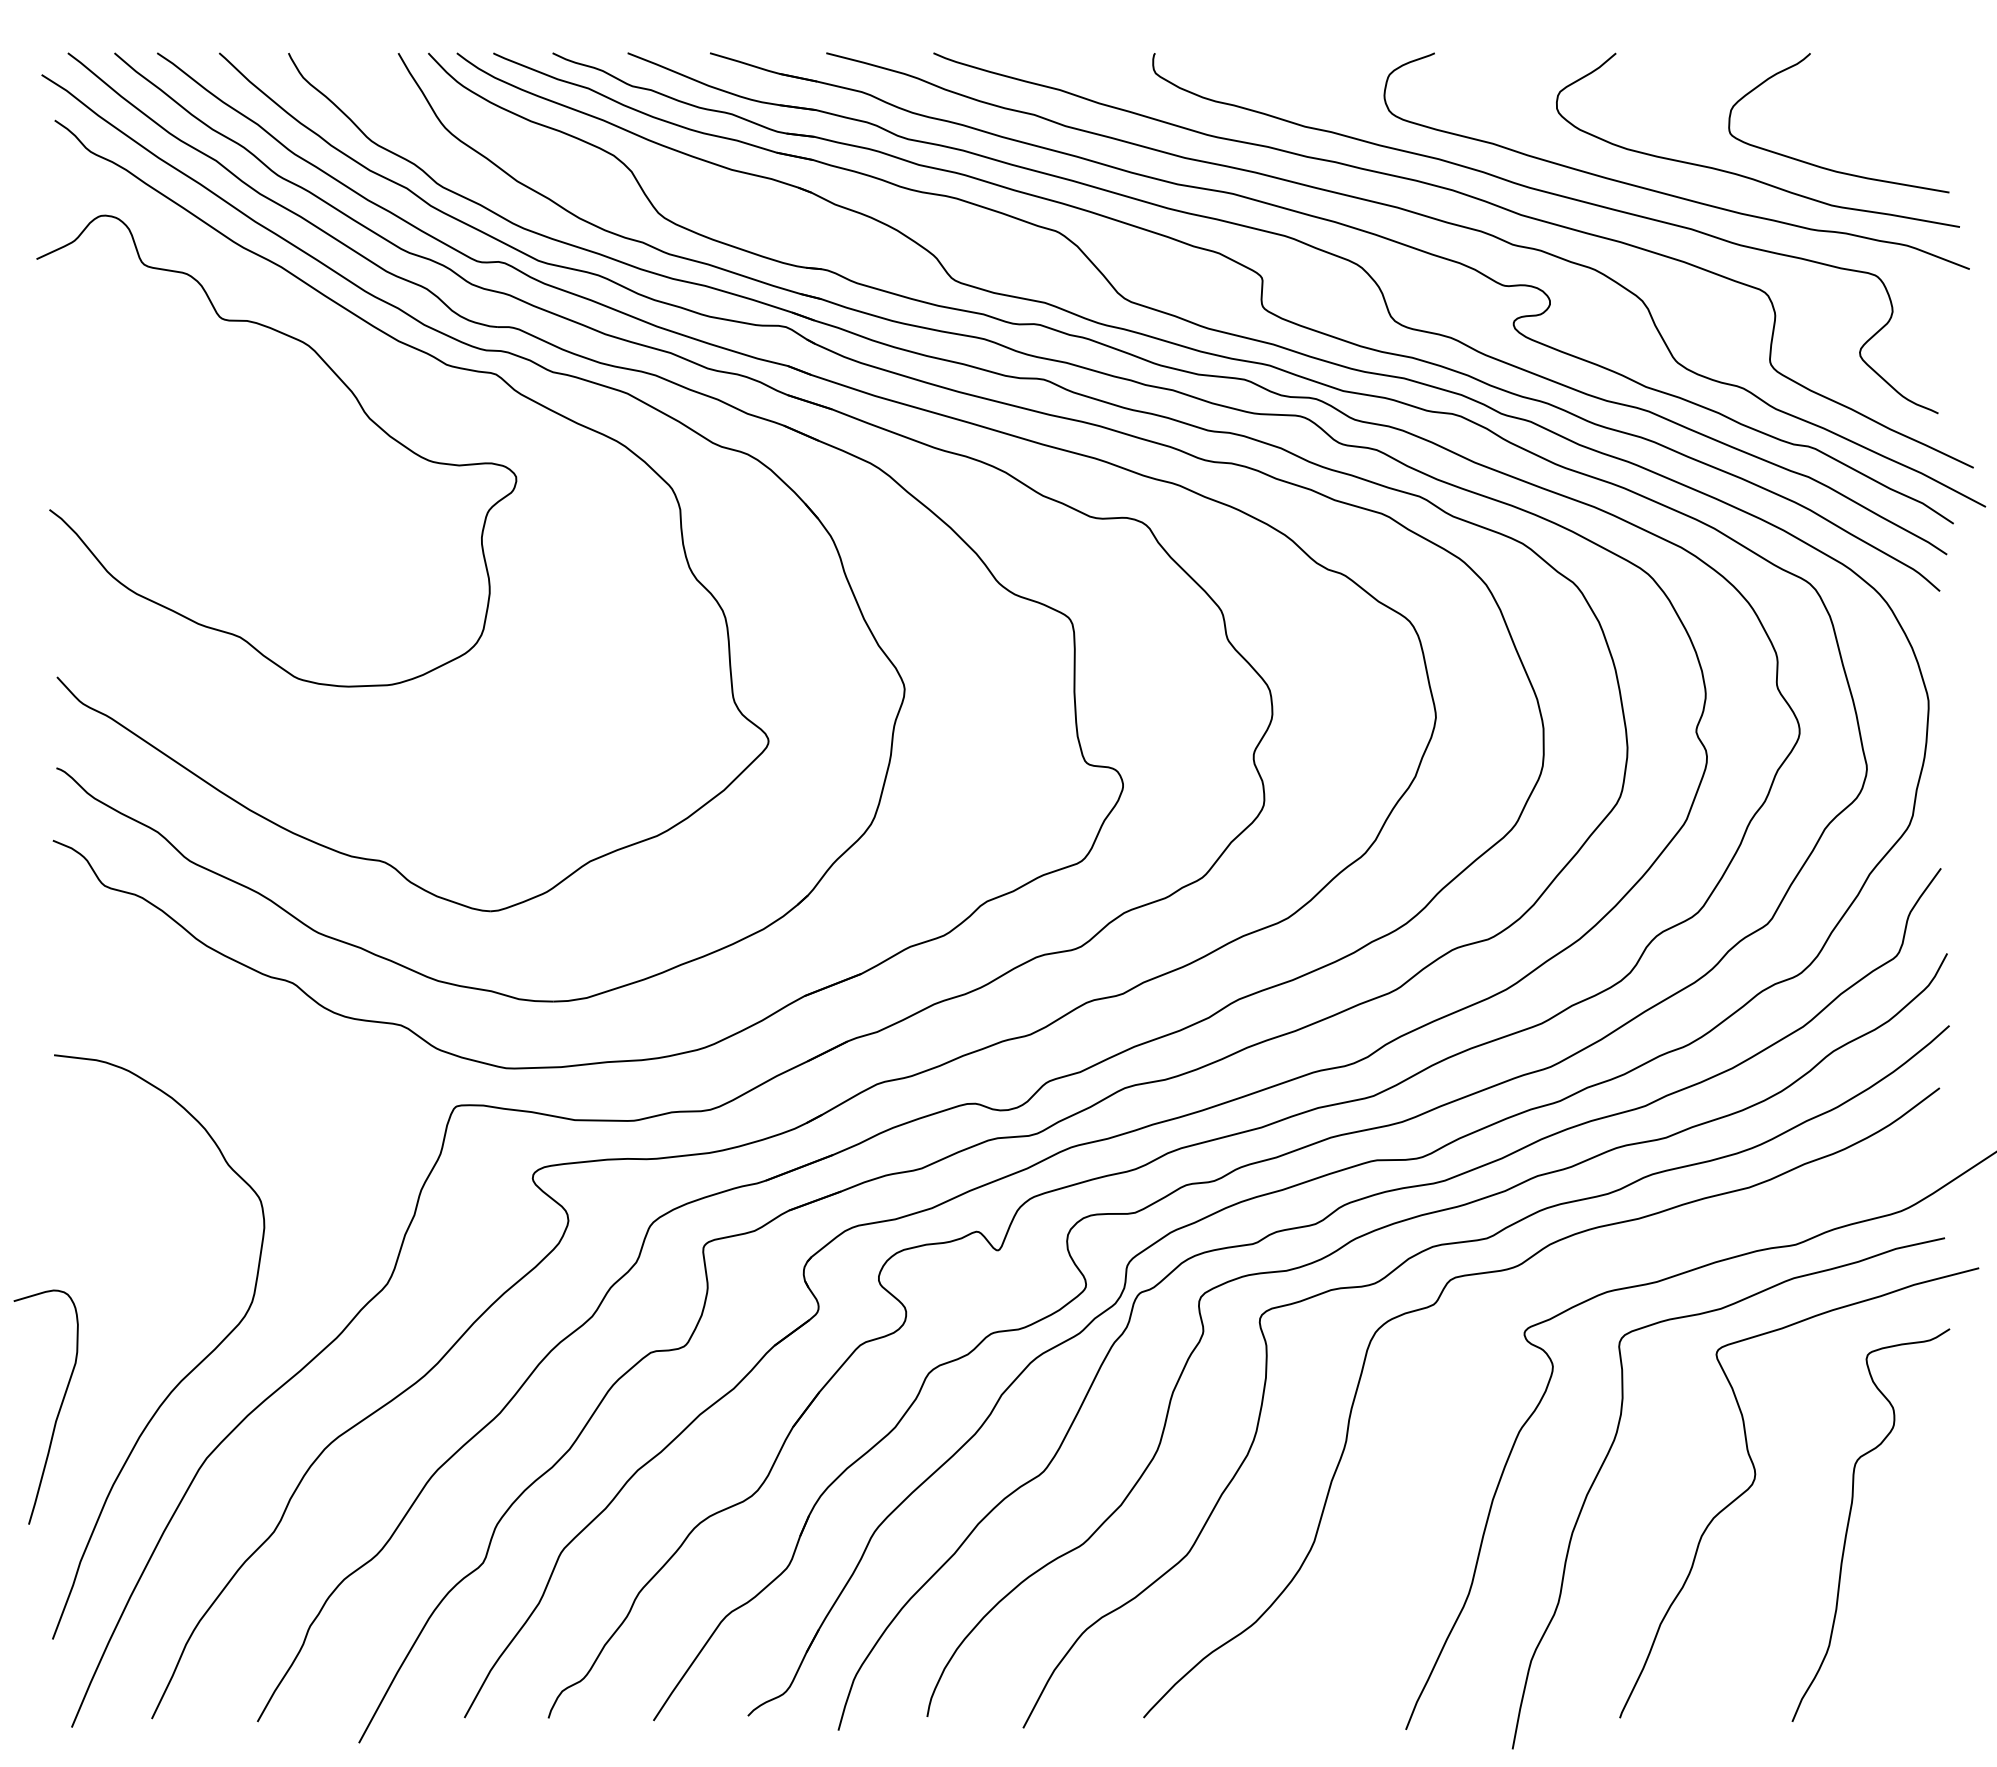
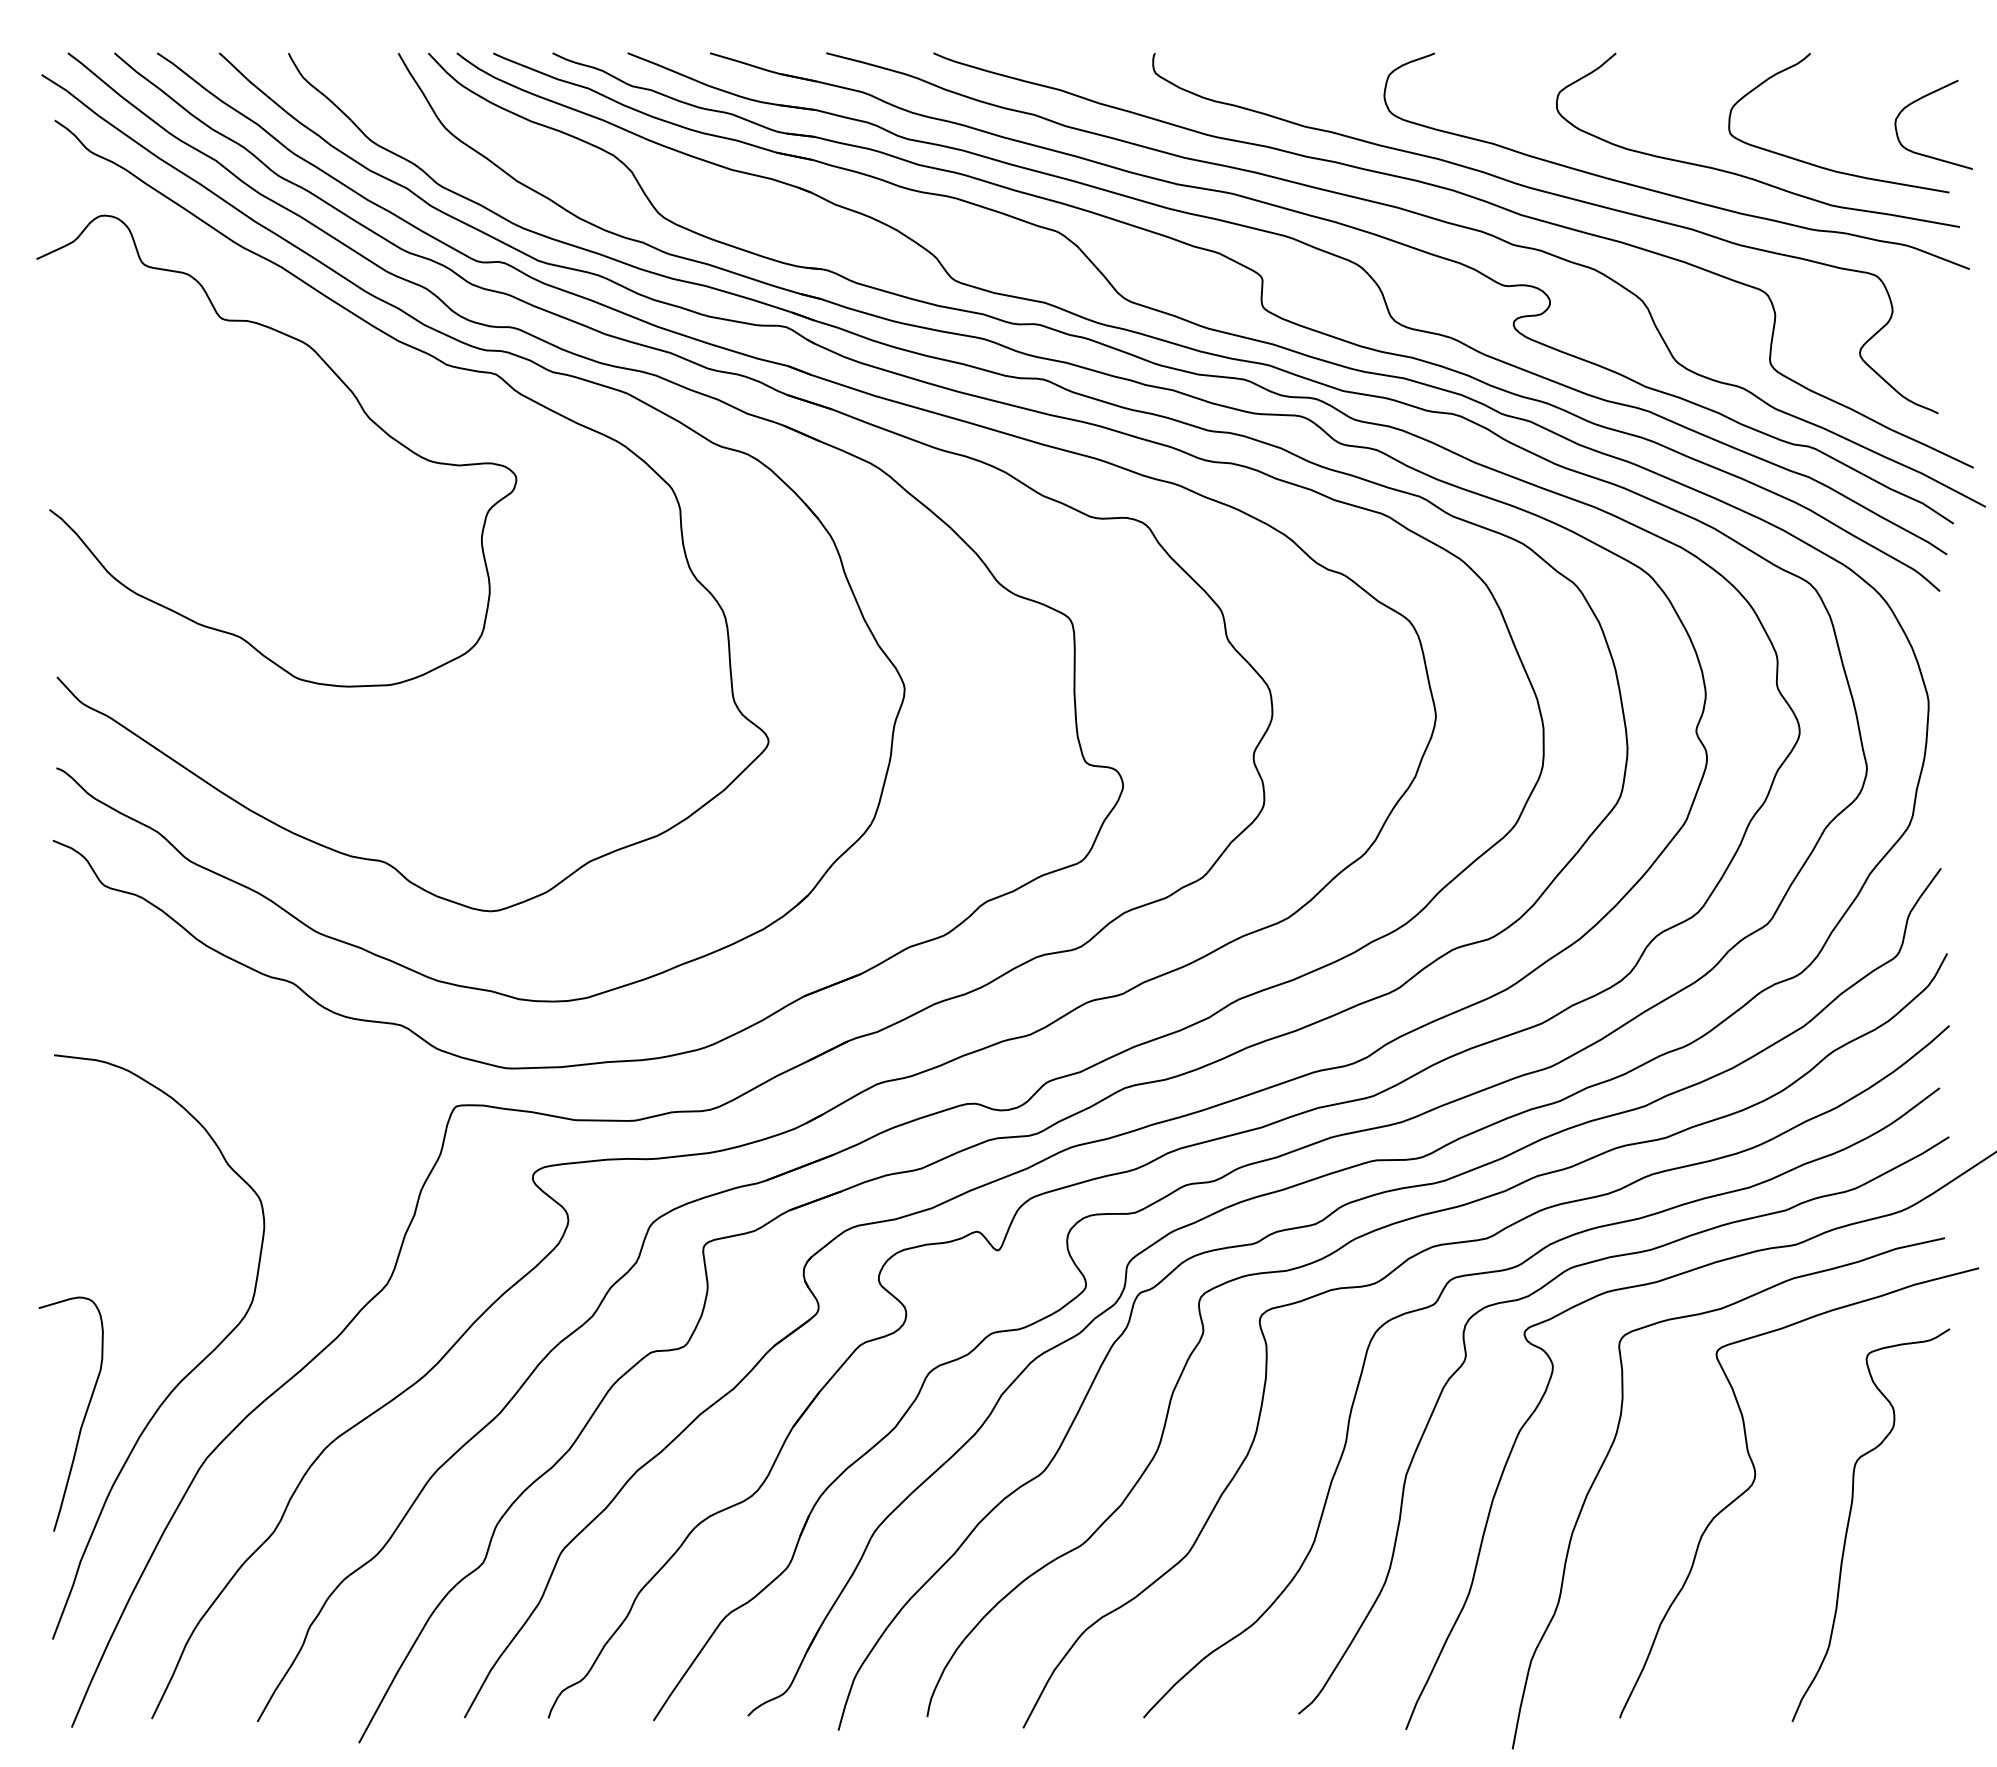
curve: none -> present (1919, 100)
curve: none -> present (1541, 1289)
curve position: (58, 1410) -> (83, 1417) (83, 1417)
